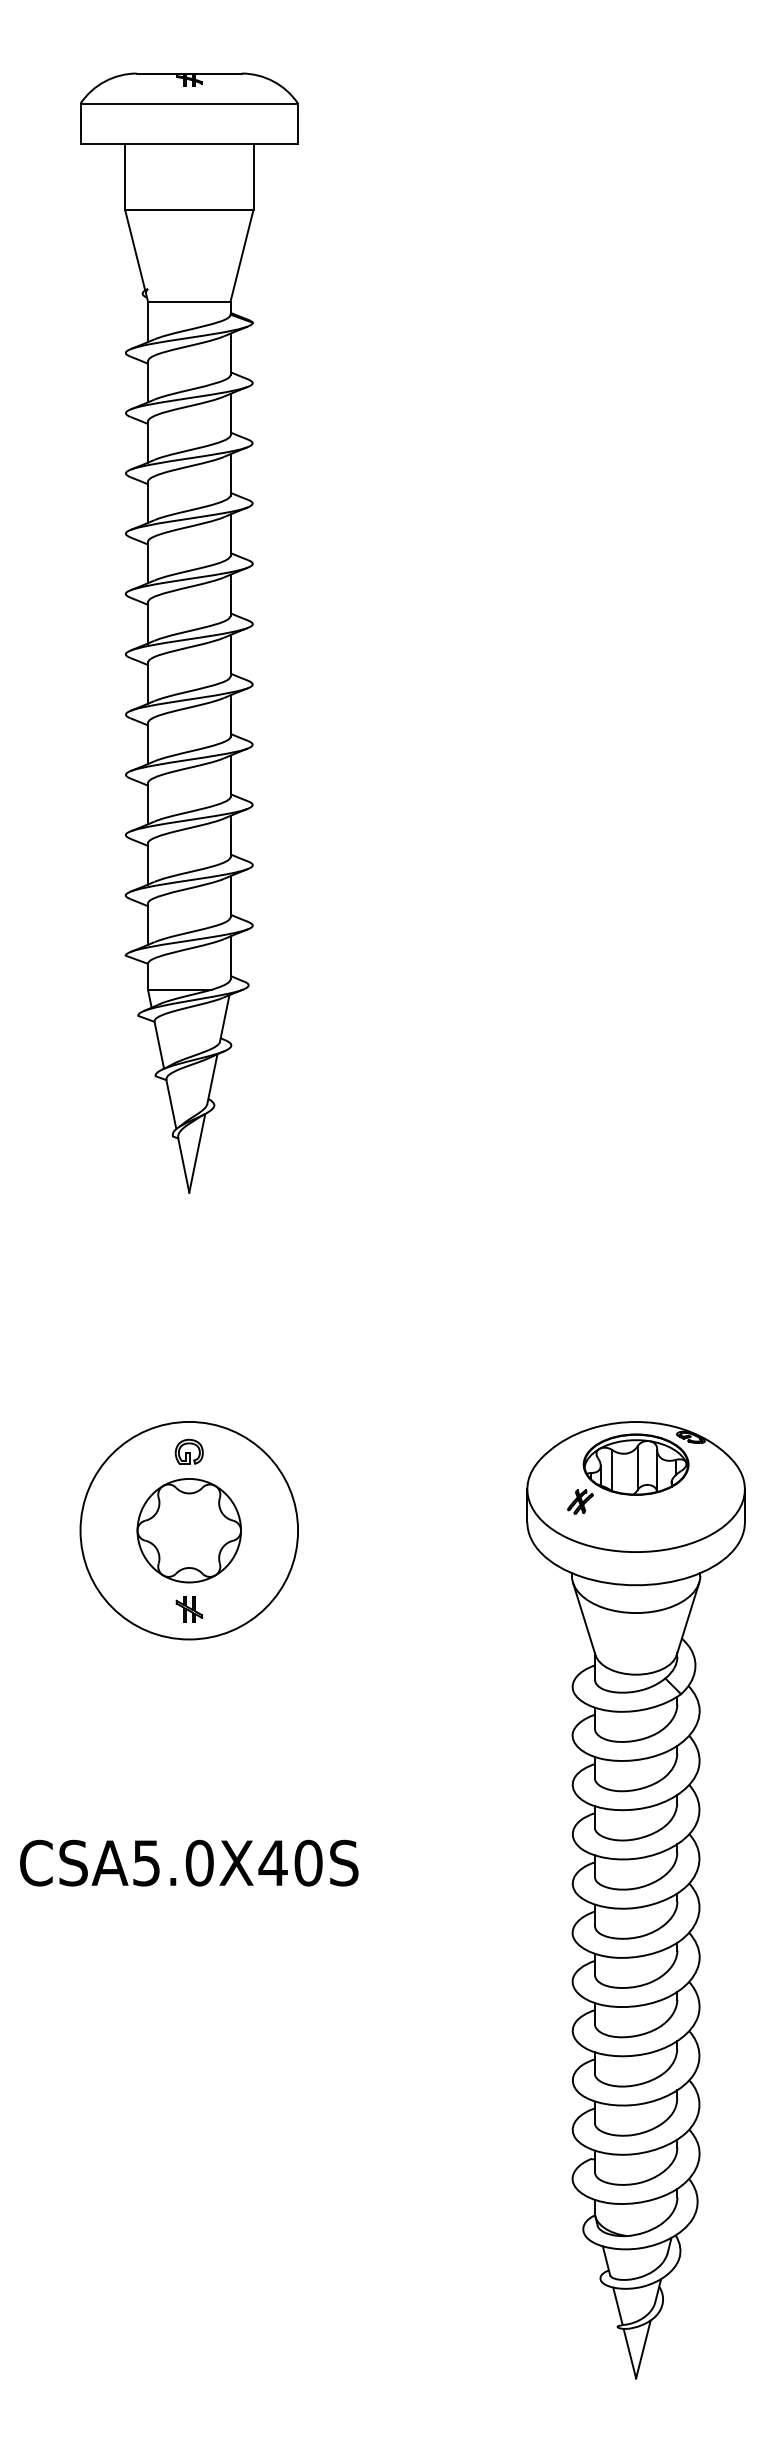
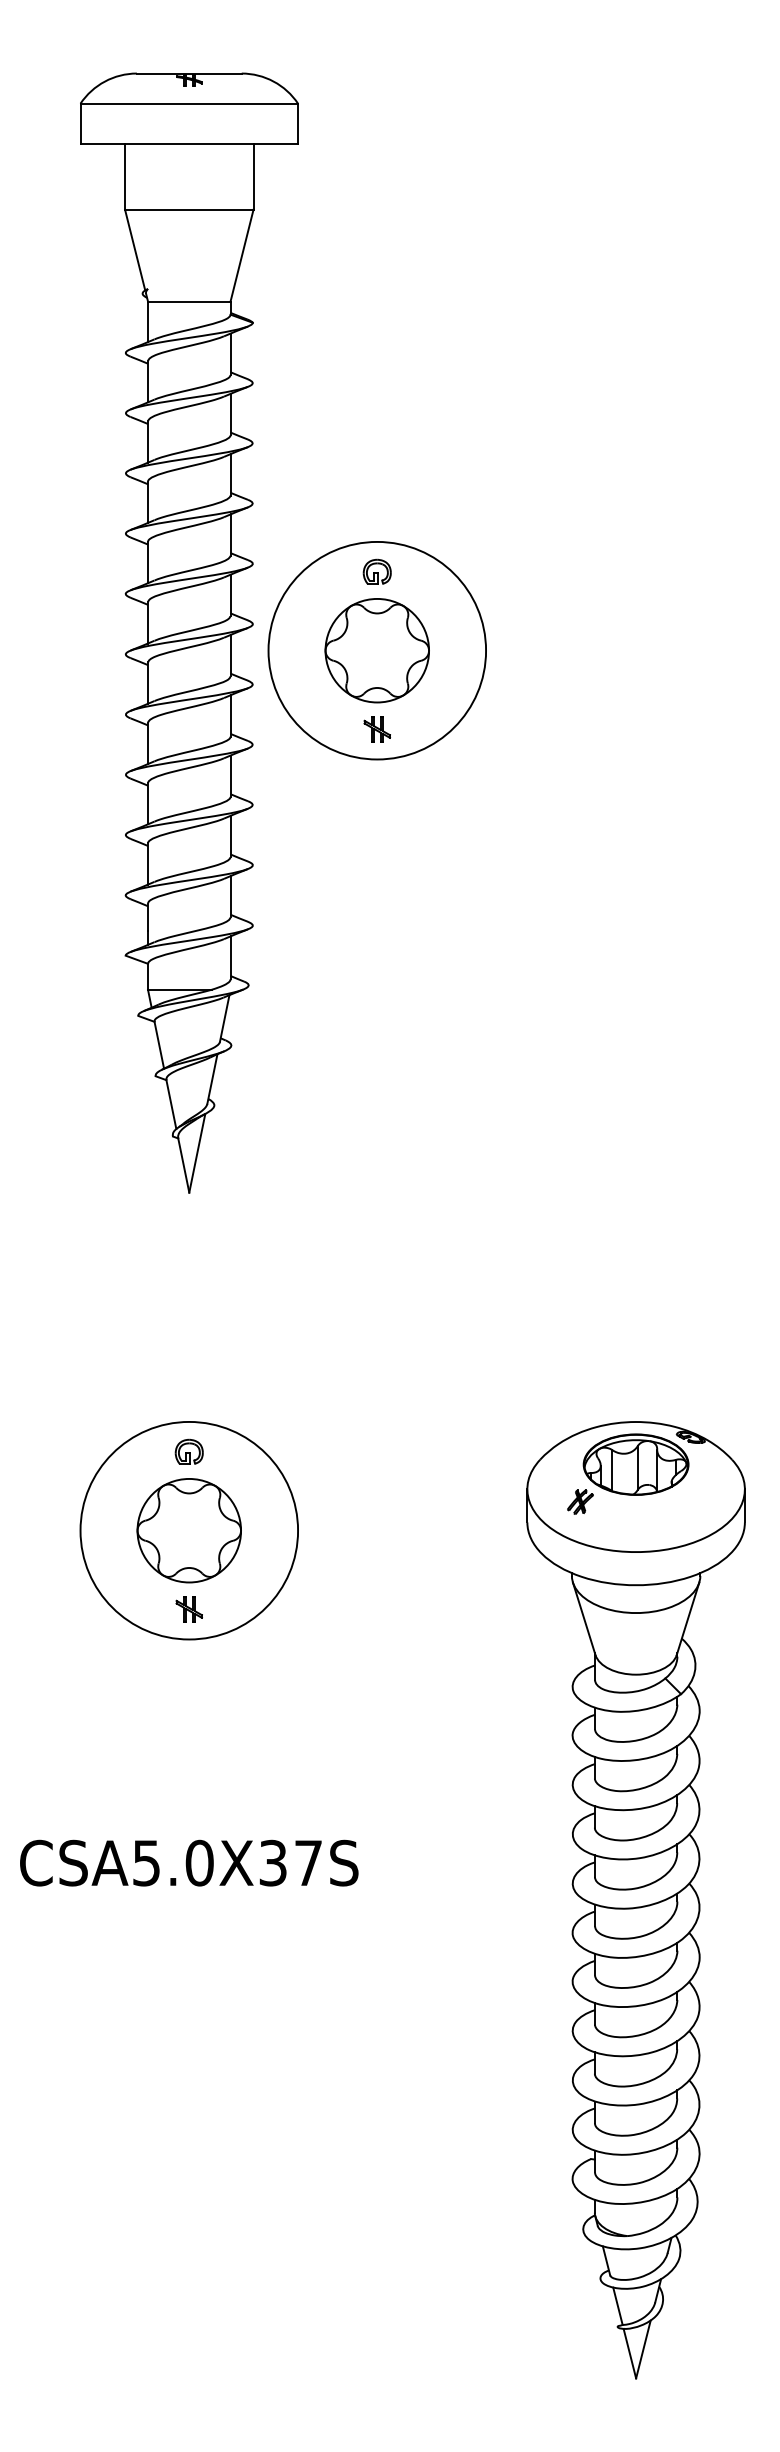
part: none -> present (376, 650)
text: CSA5.0X40S -> CSA5.0X37S (290, 1862)
